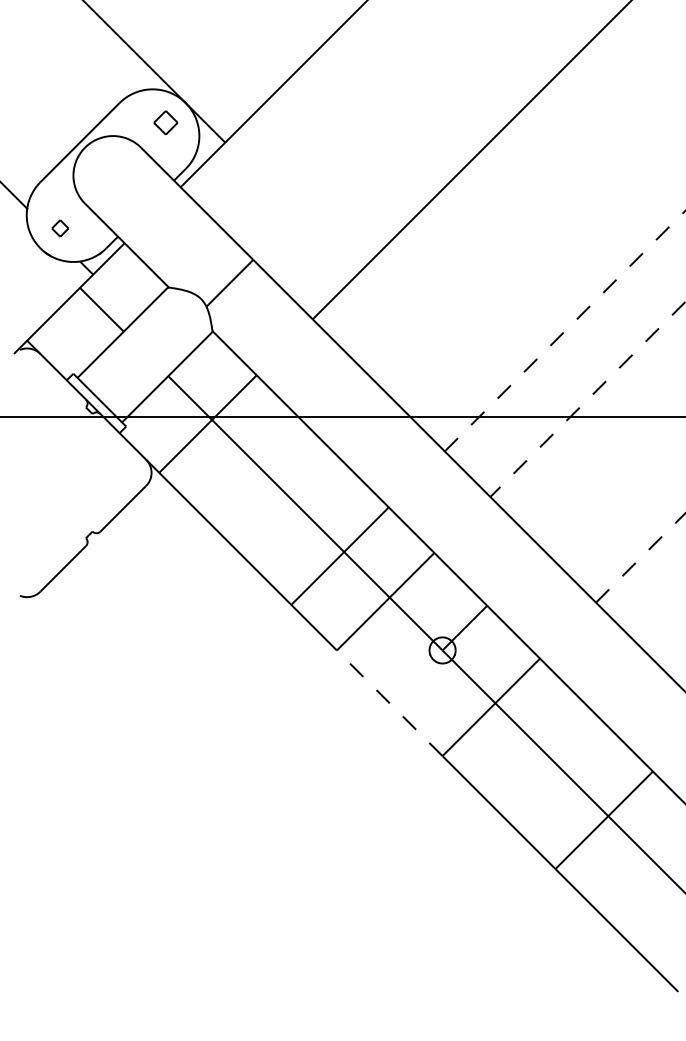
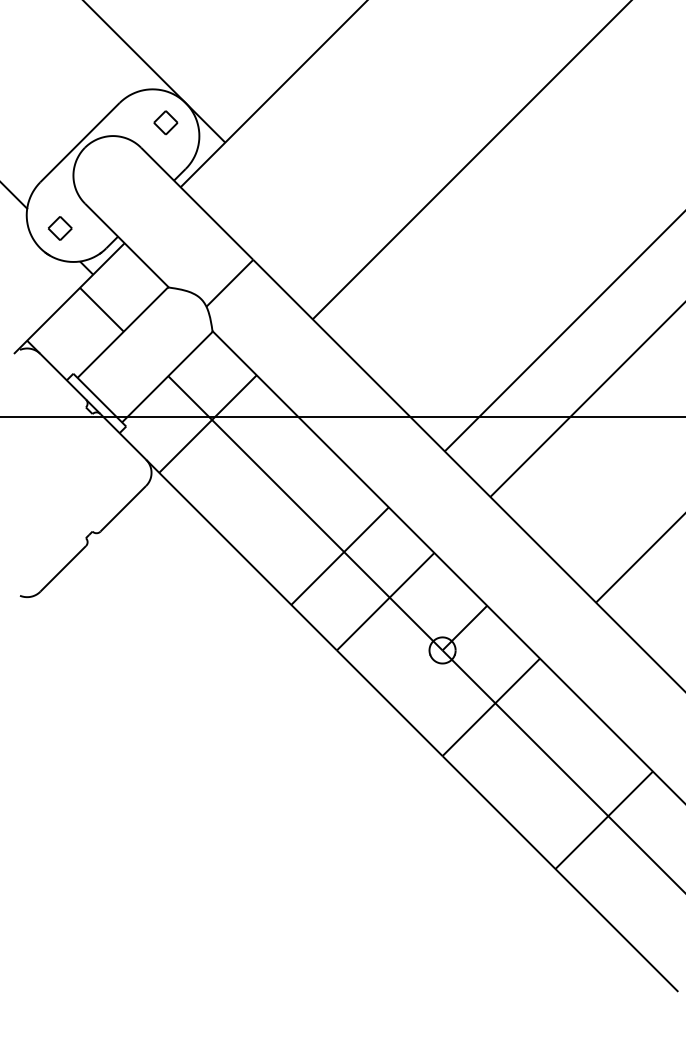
part size: 18x19 px -> 25x25 px (60, 228)
line: dashed -> solid (565, 330)
line: dashed -> solid (587, 399)
line: dashed -> solid (641, 557)
line: dashed -> solid (389, 703)
